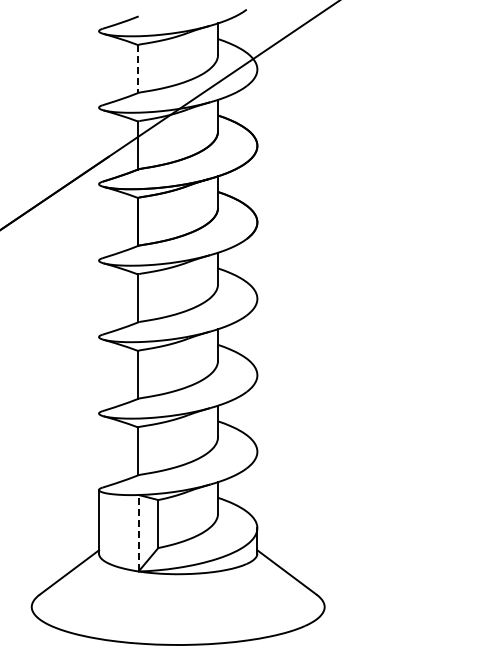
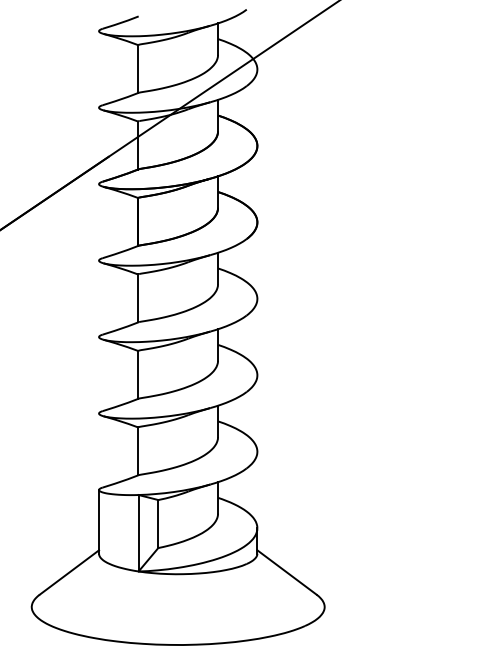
line: dashed -> solid (138, 69)
line: dashed -> solid (138, 532)
